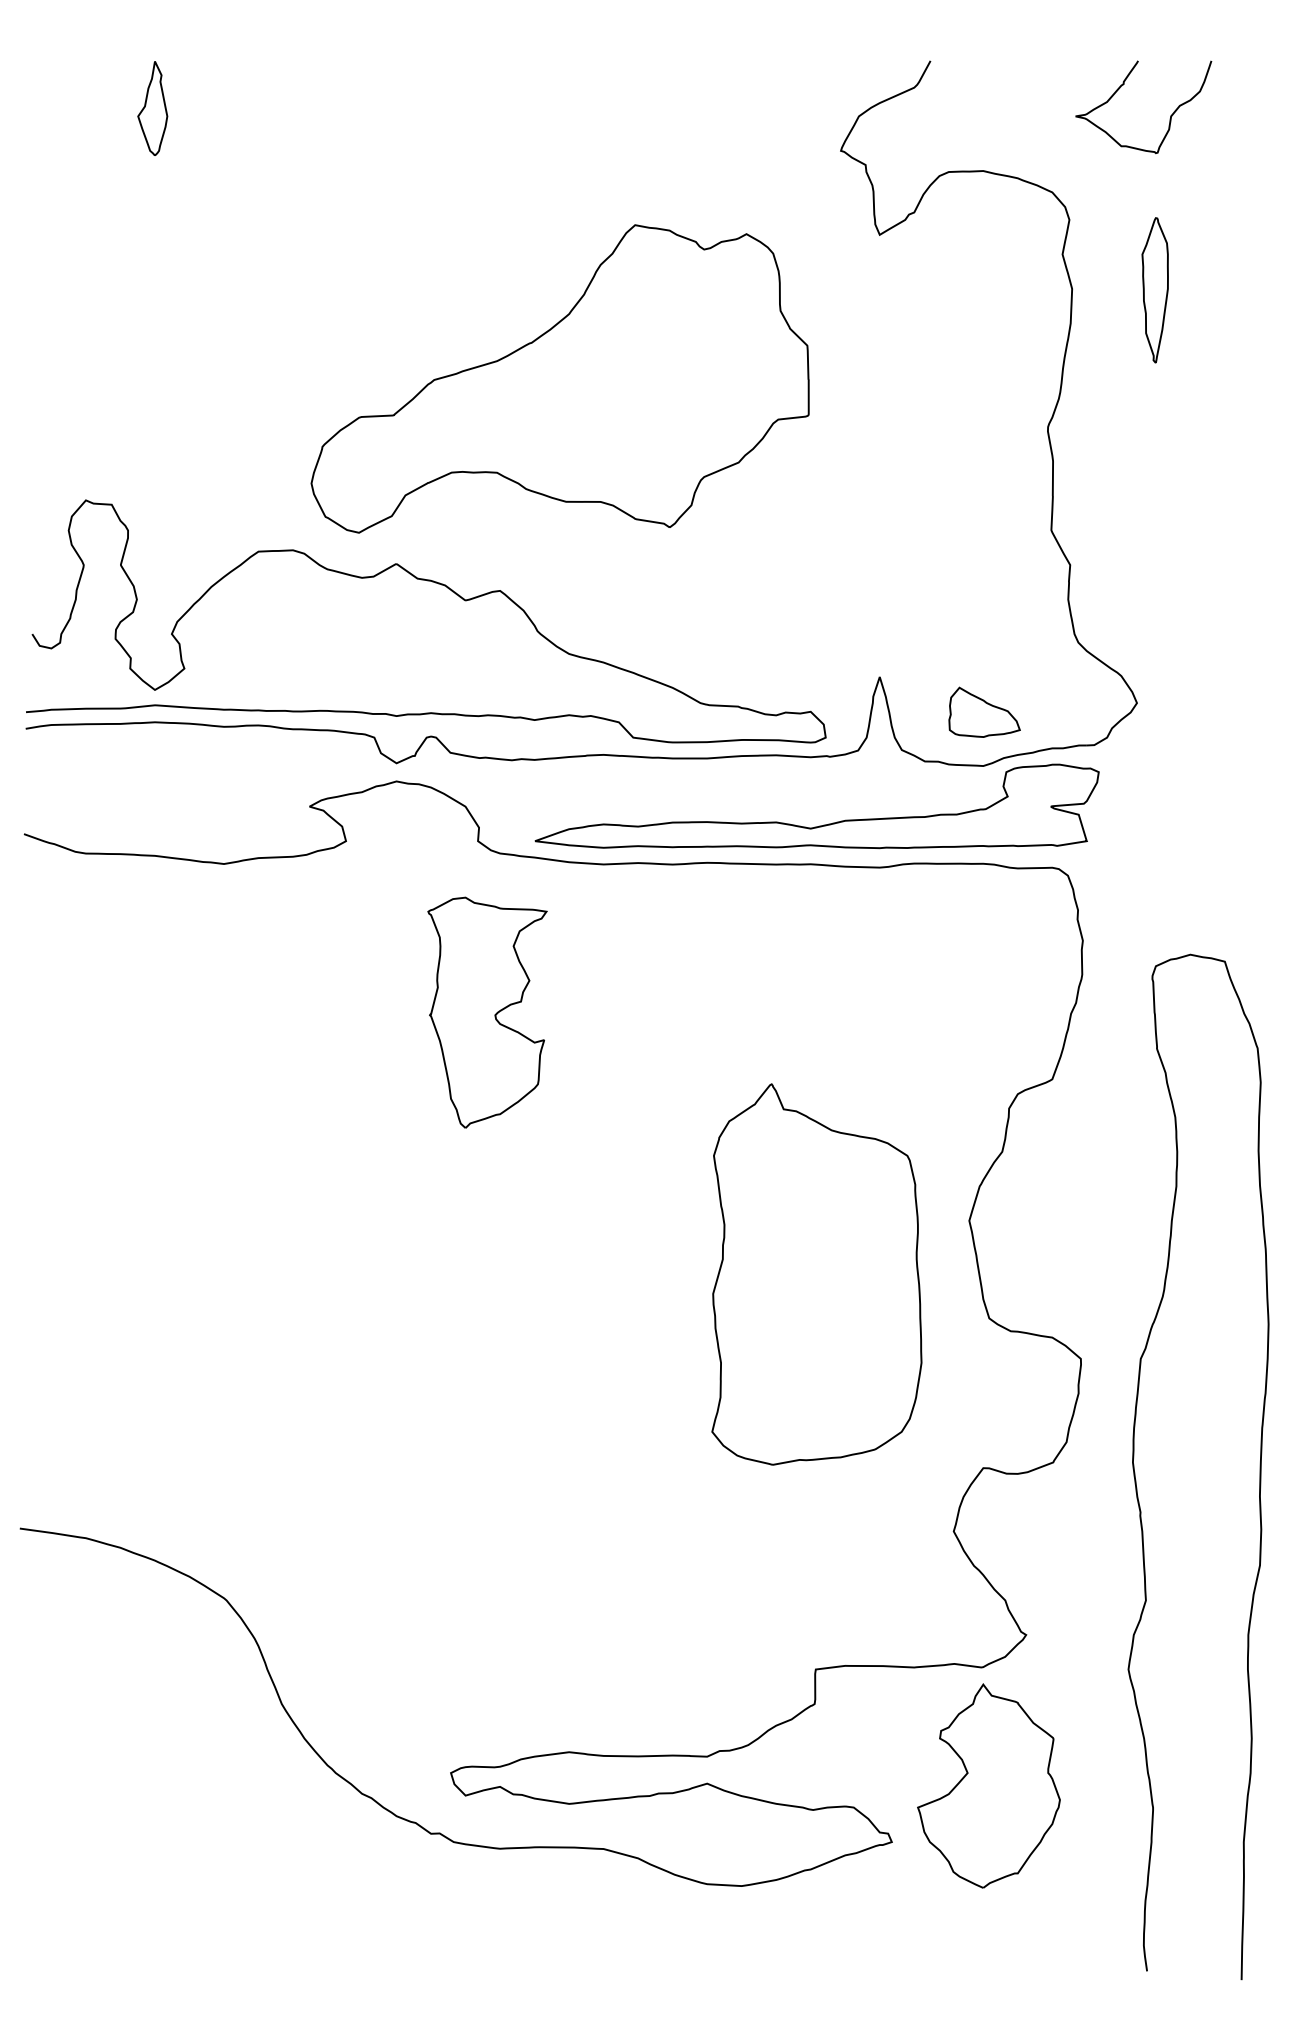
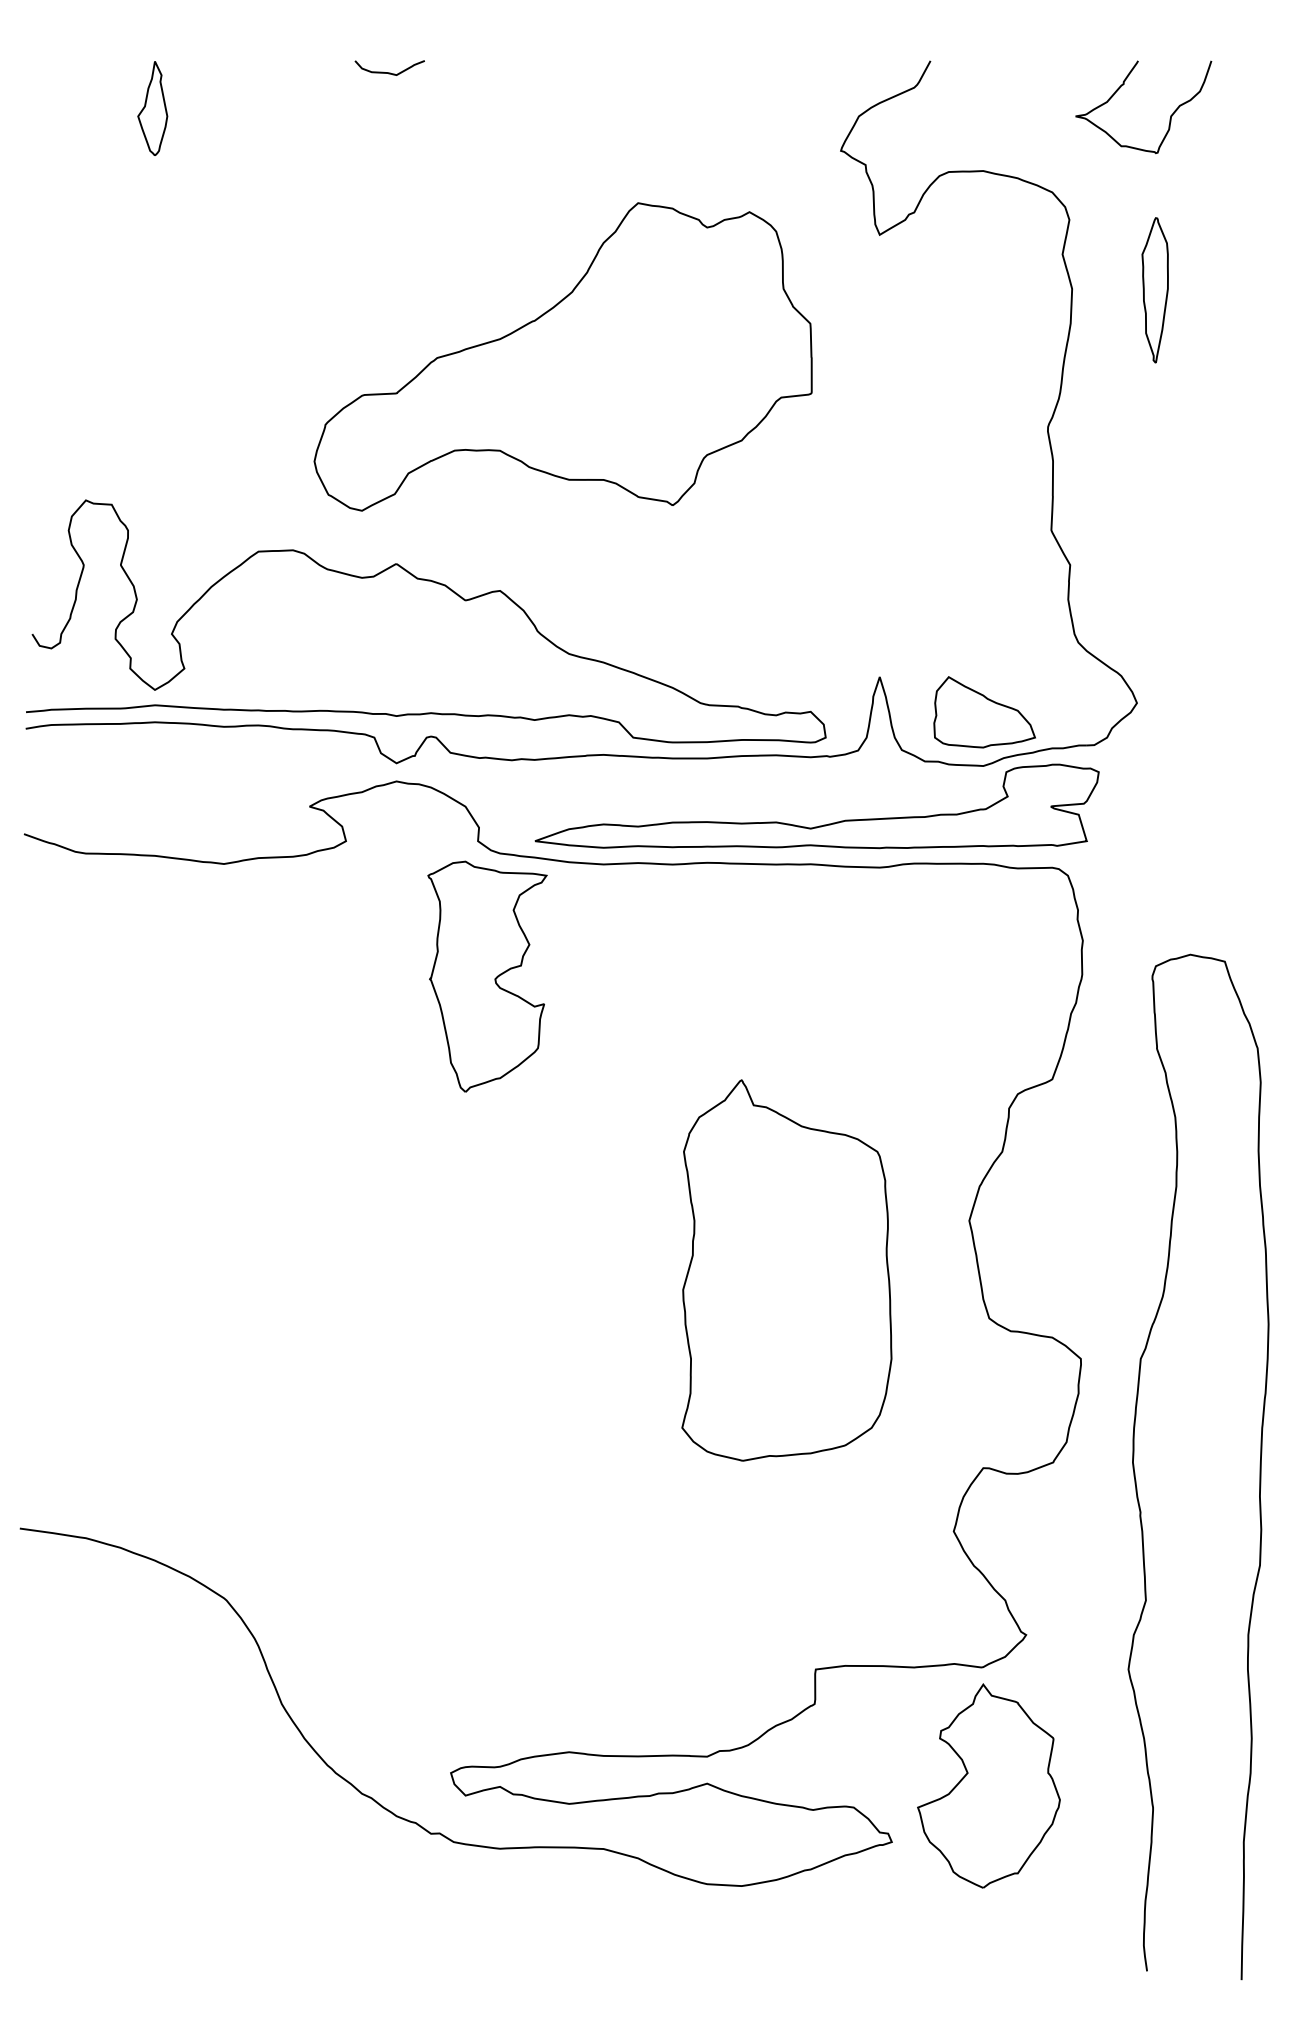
curve: none -> present (389, 72)
part position: (559, 378) -> (562, 356) (562, 356)
part size: 73x52 px -> 103x73 px (984, 712)
part position: (487, 1012) -> (487, 976) (487, 976)
part position: (816, 1274) -> (786, 1270) (786, 1270)
